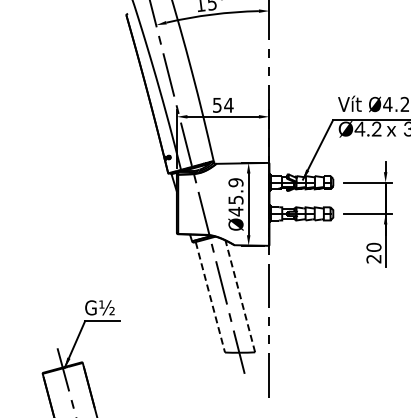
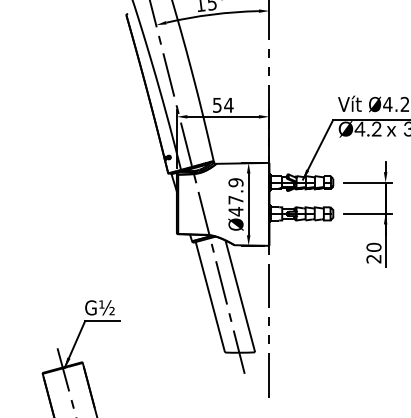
text: Ø45.9 -> Ø47.9 (235, 199)
line: dashed -> solid (240, 296)
line: dashed -> solid (210, 297)
